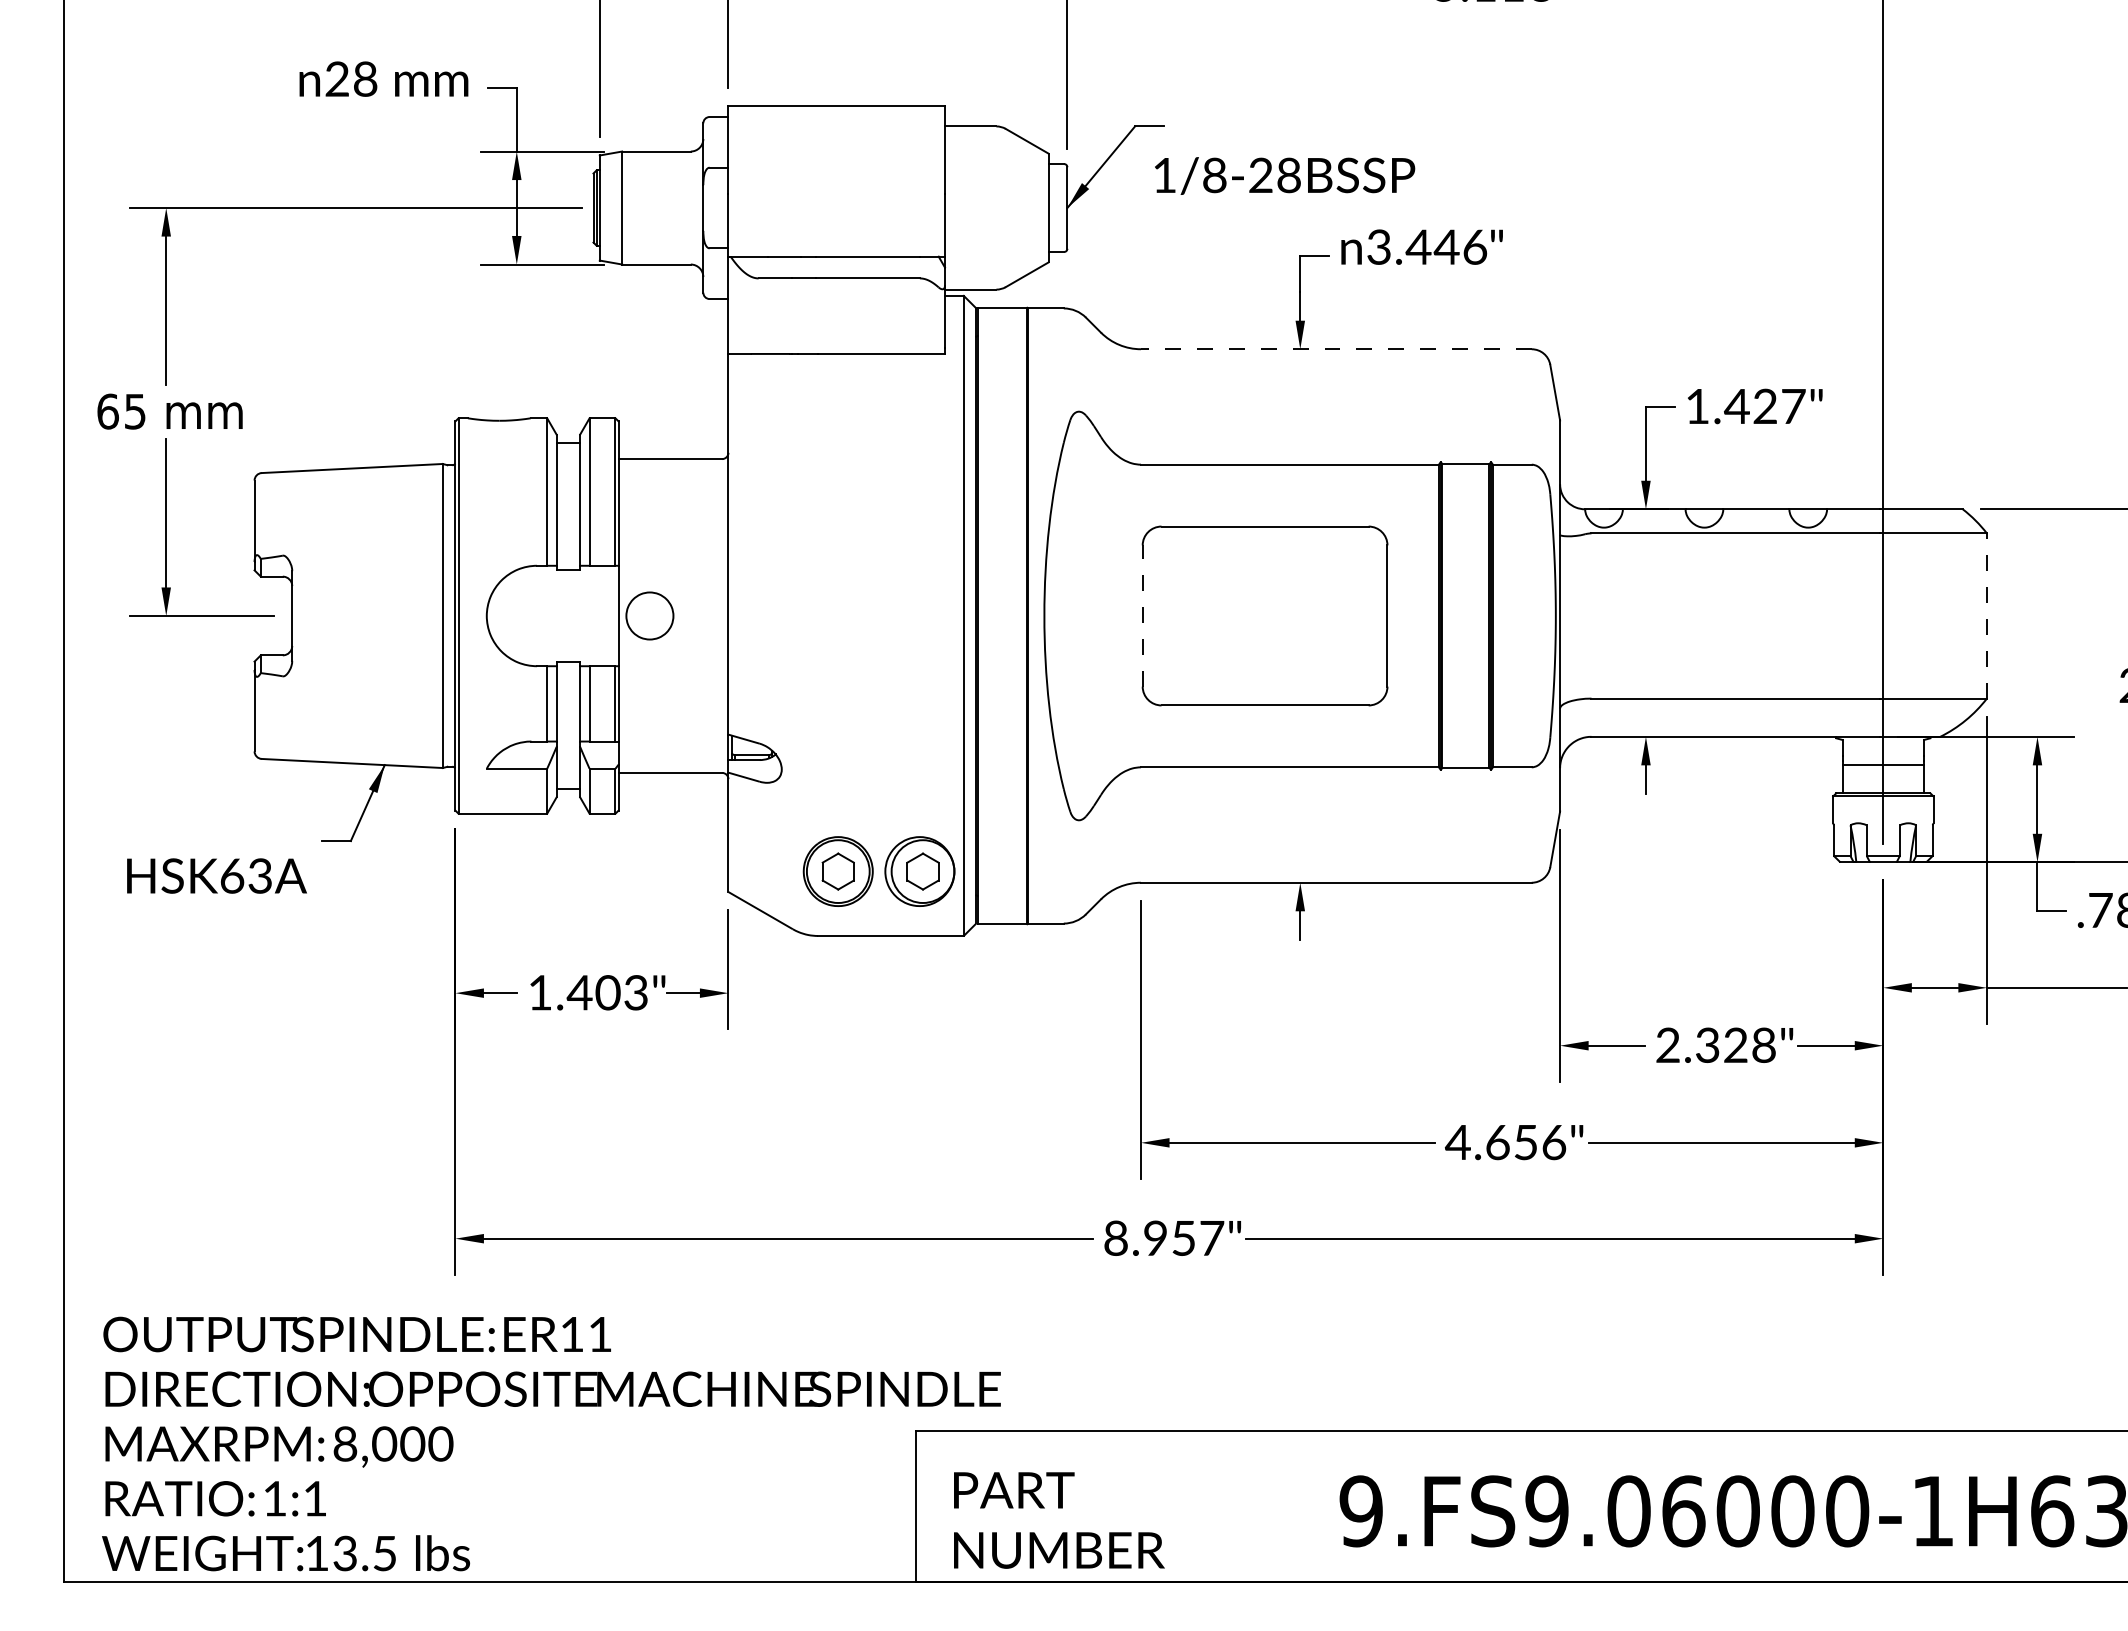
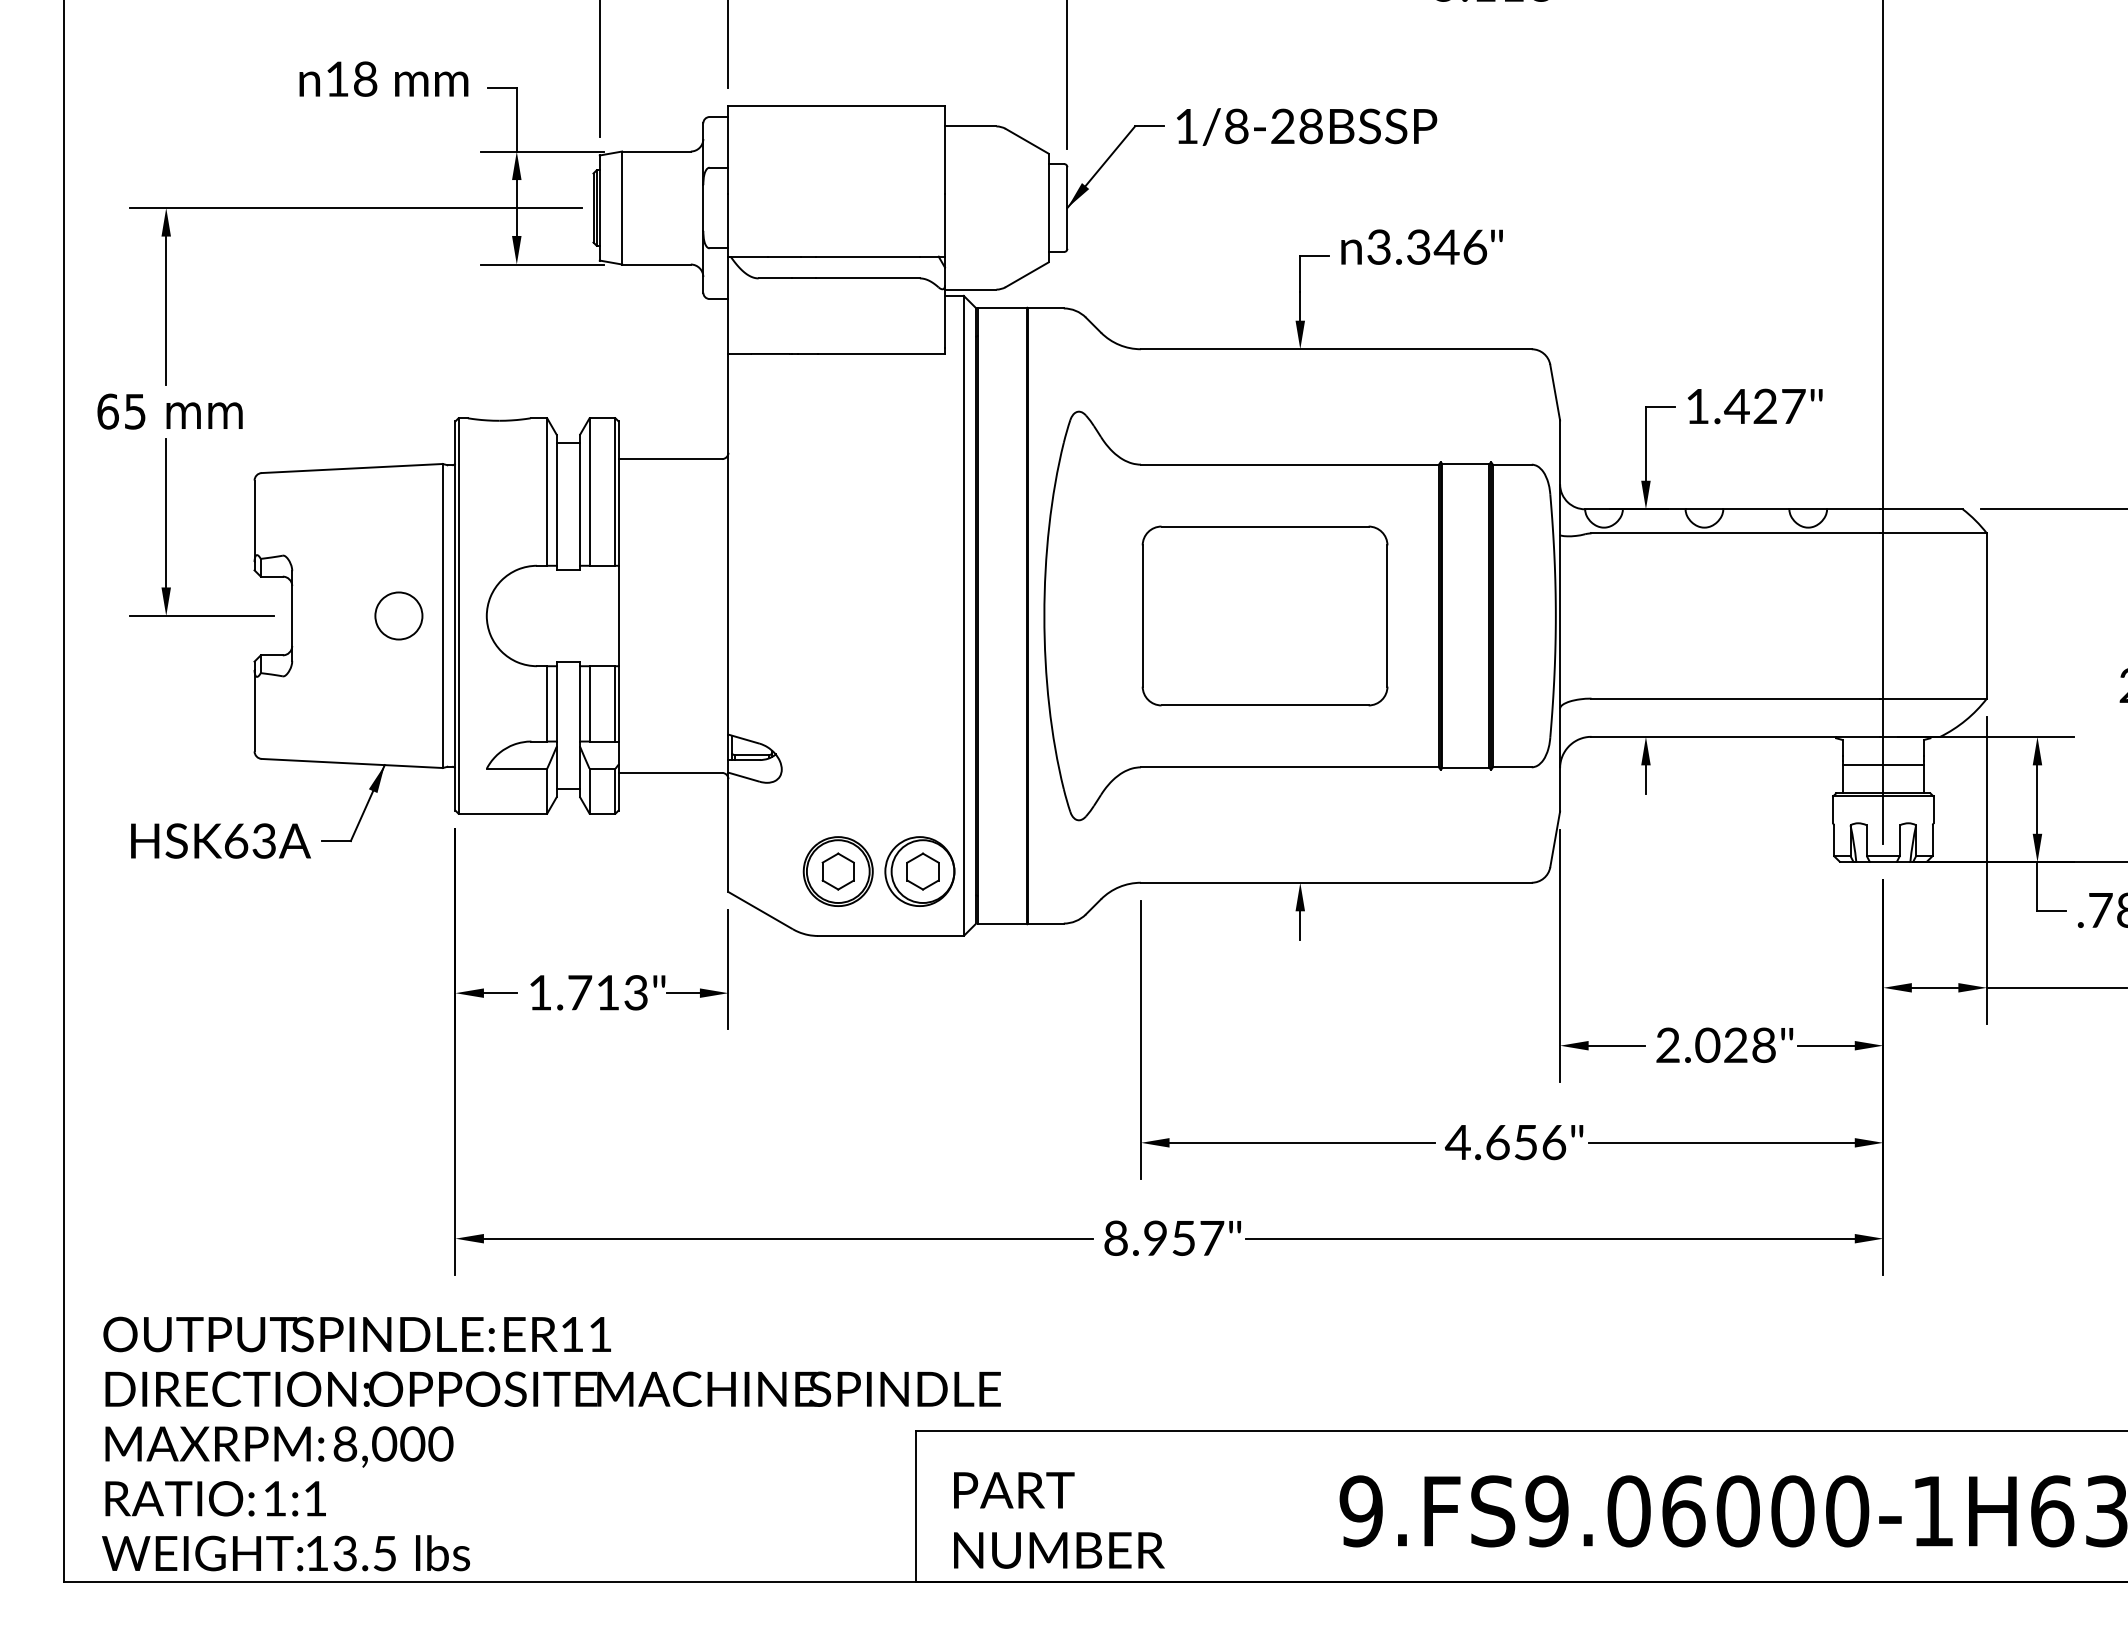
text: 28 -> 18 (336, 78)
text position: (1285, 175) -> (1307, 126) (1307, 126)
text: 3.446 -> 3.346 (1418, 246)
line: dashed -> solid (1335, 349)
part position: (649, 615) -> (398, 615) (398, 615)
line: dashed -> solid (1142, 616)
line: dashed -> solid (1986, 616)
text position: (216, 875) -> (220, 840) (220, 840)
text: 1.403" -> 1.713" (593, 992)
text: 2.328" -> 2.028" (1707, 1044)
